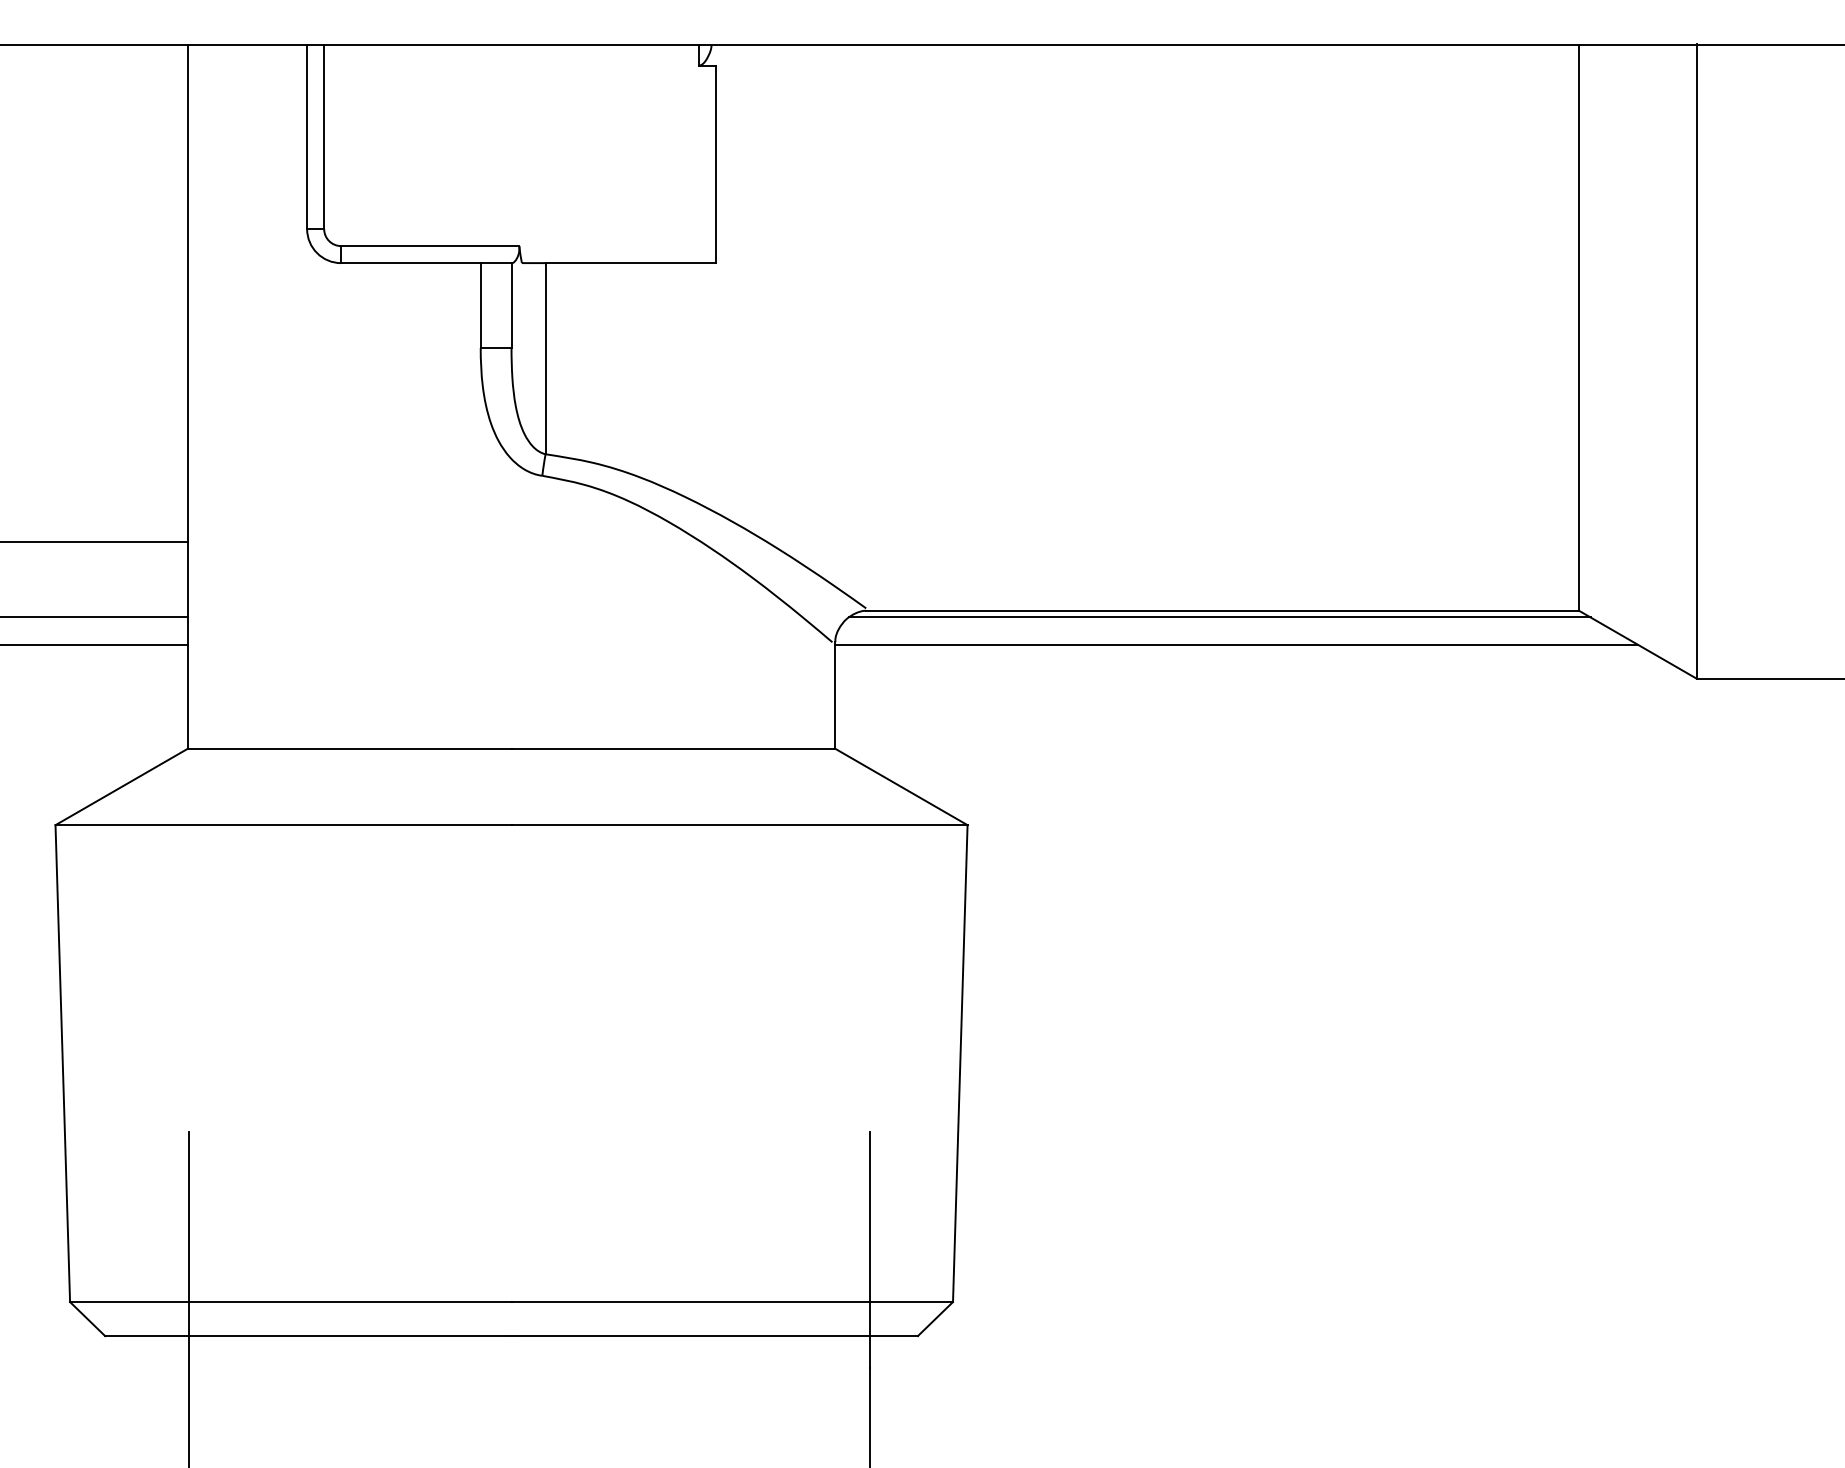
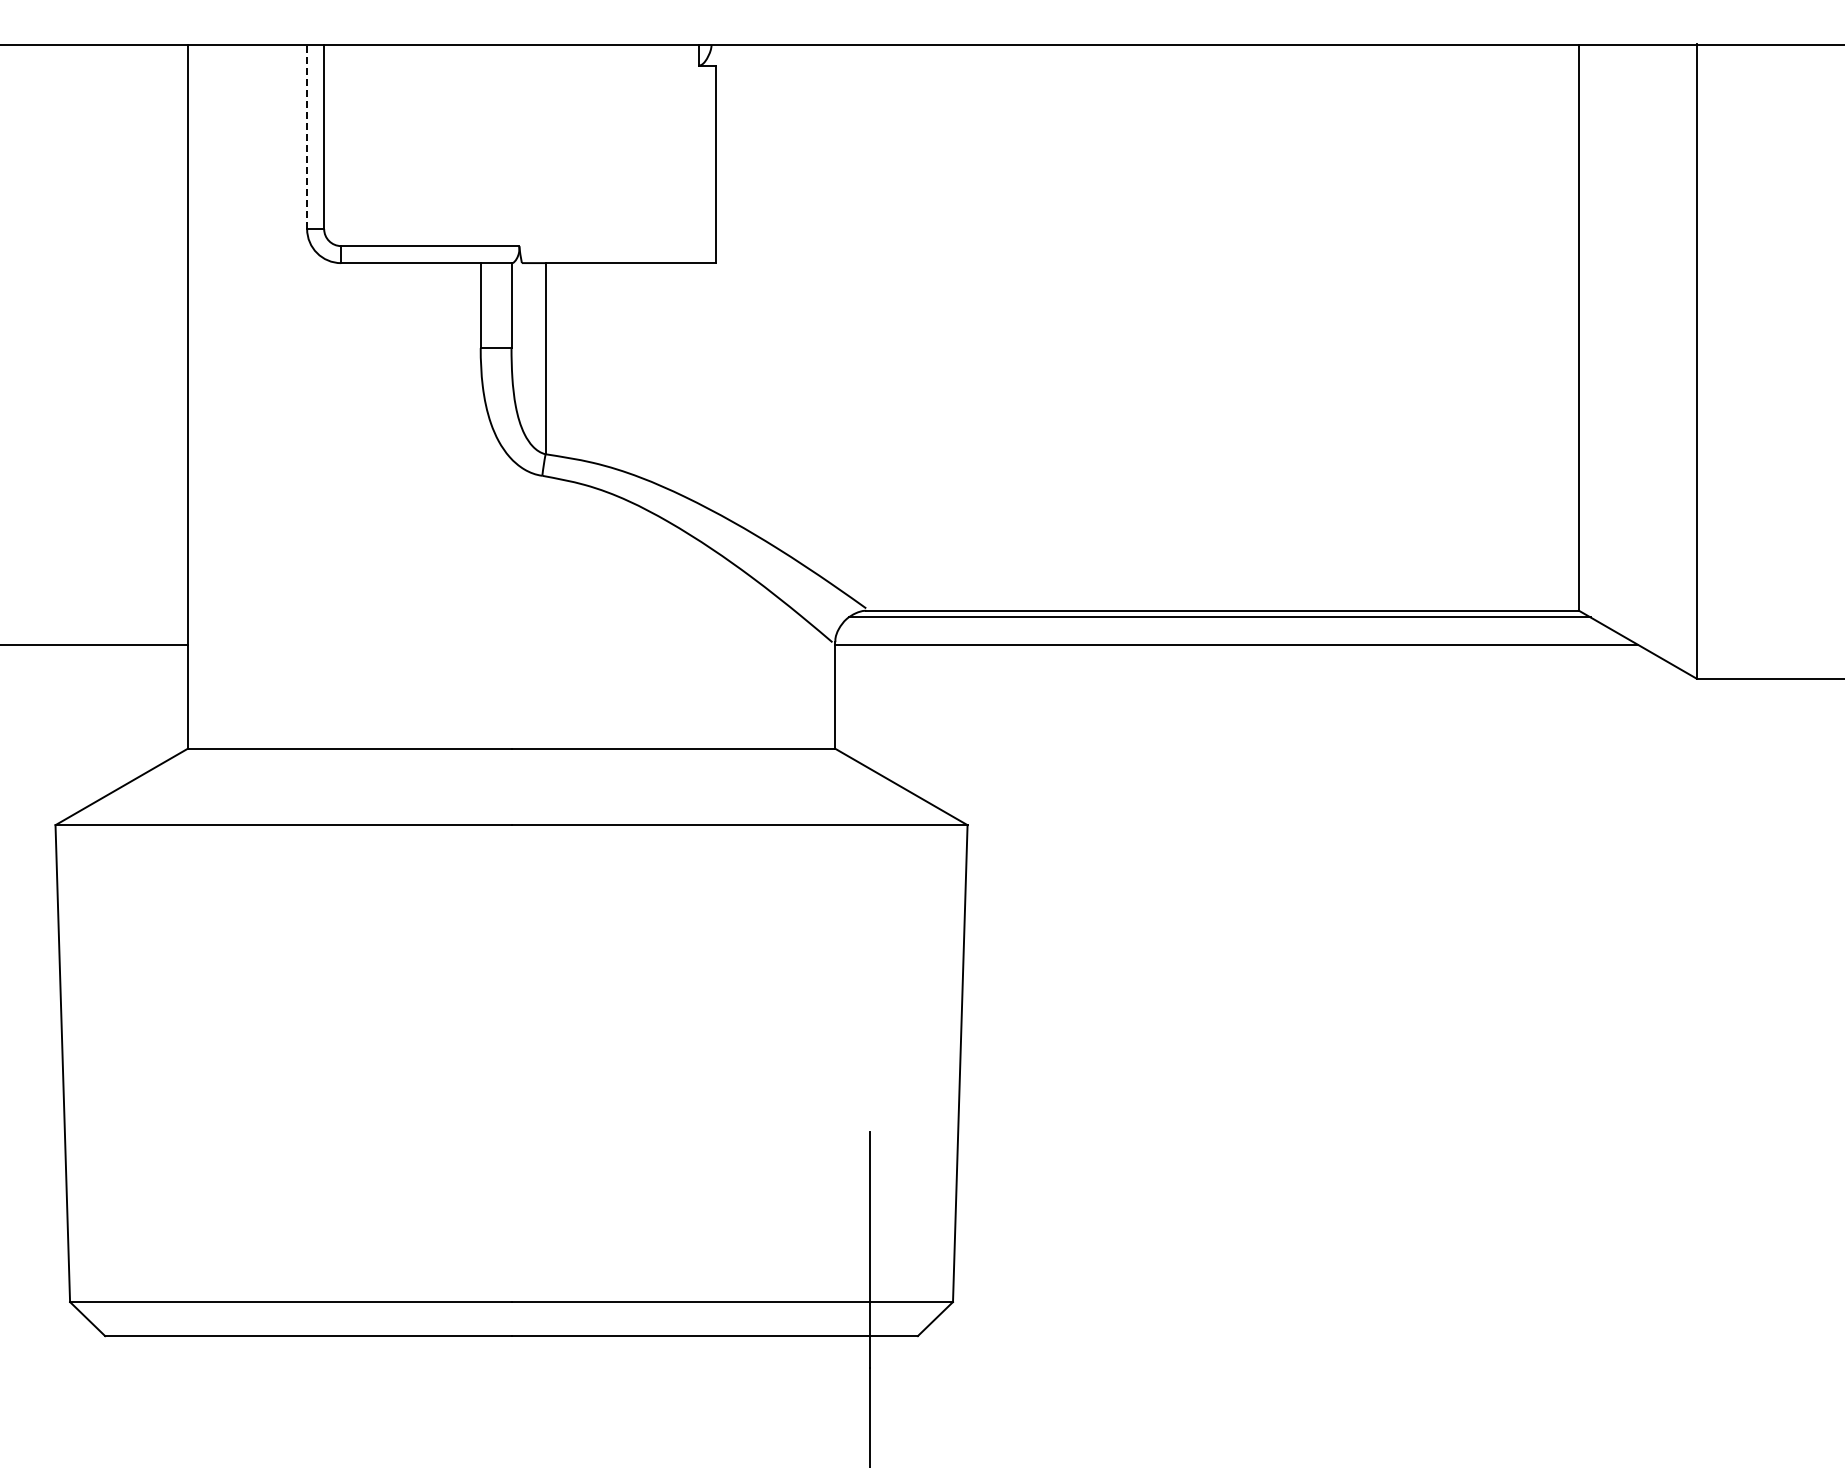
line: solid -> dashed (307, 137)
line: present -> none (94, 542)
line: present -> none (94, 617)
line: present -> none (188, 1298)
